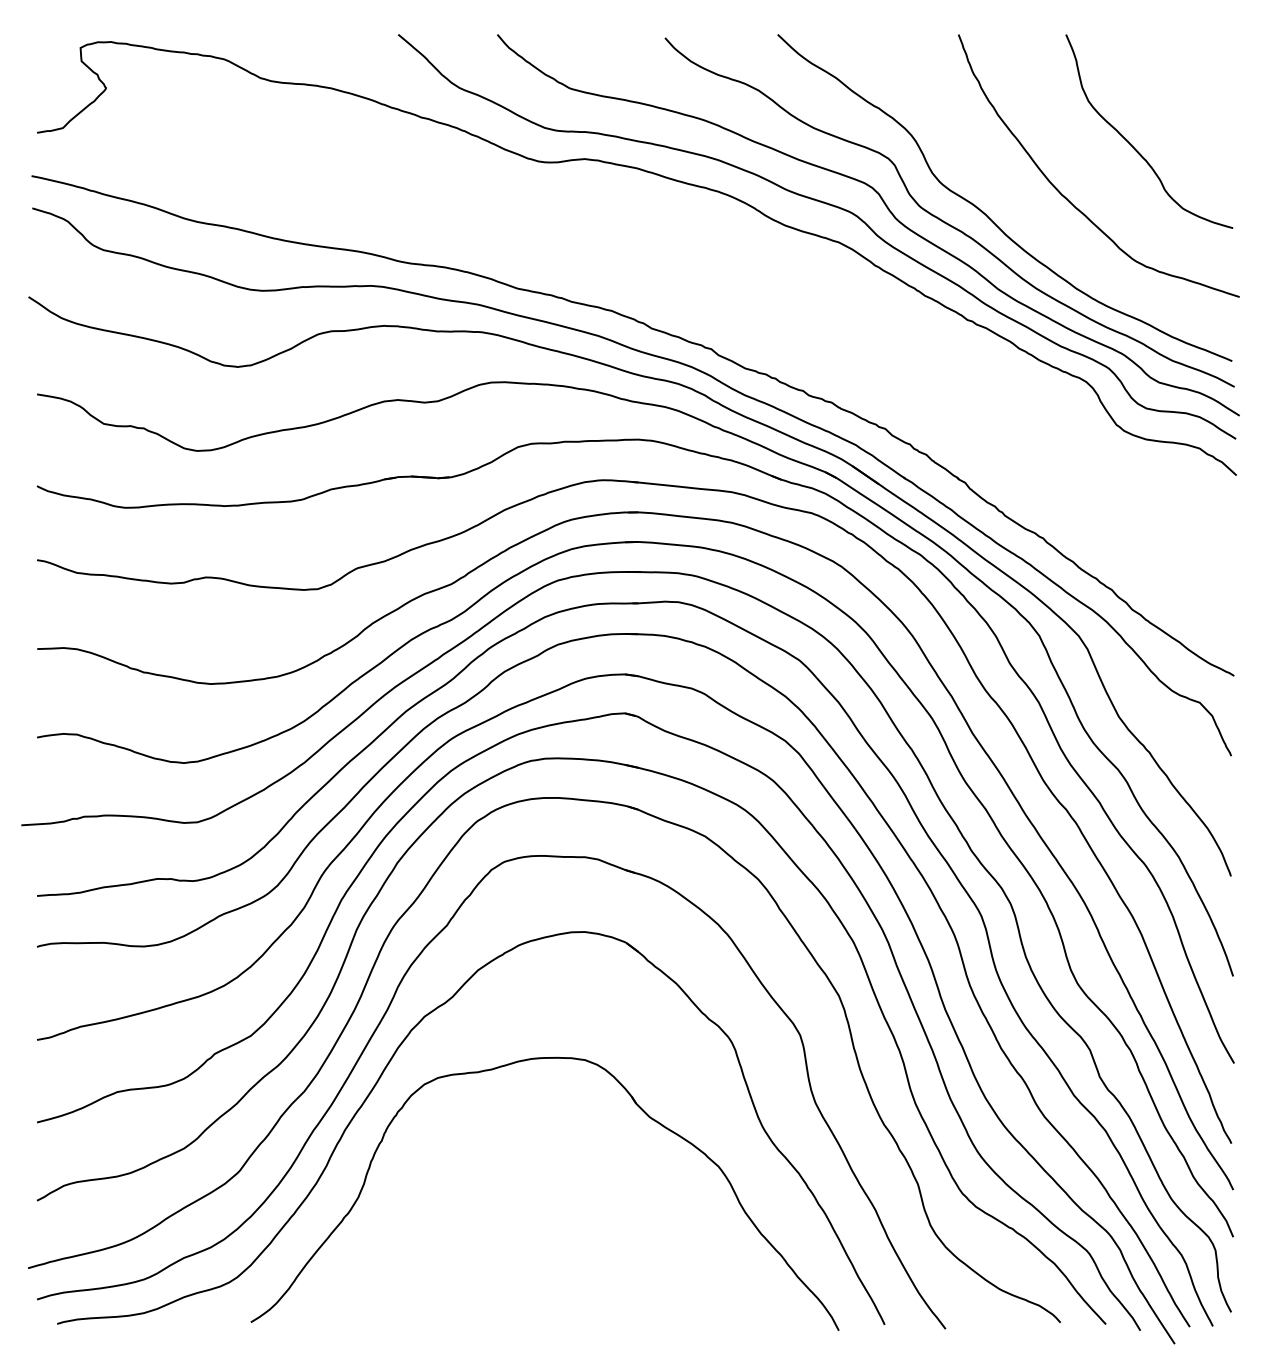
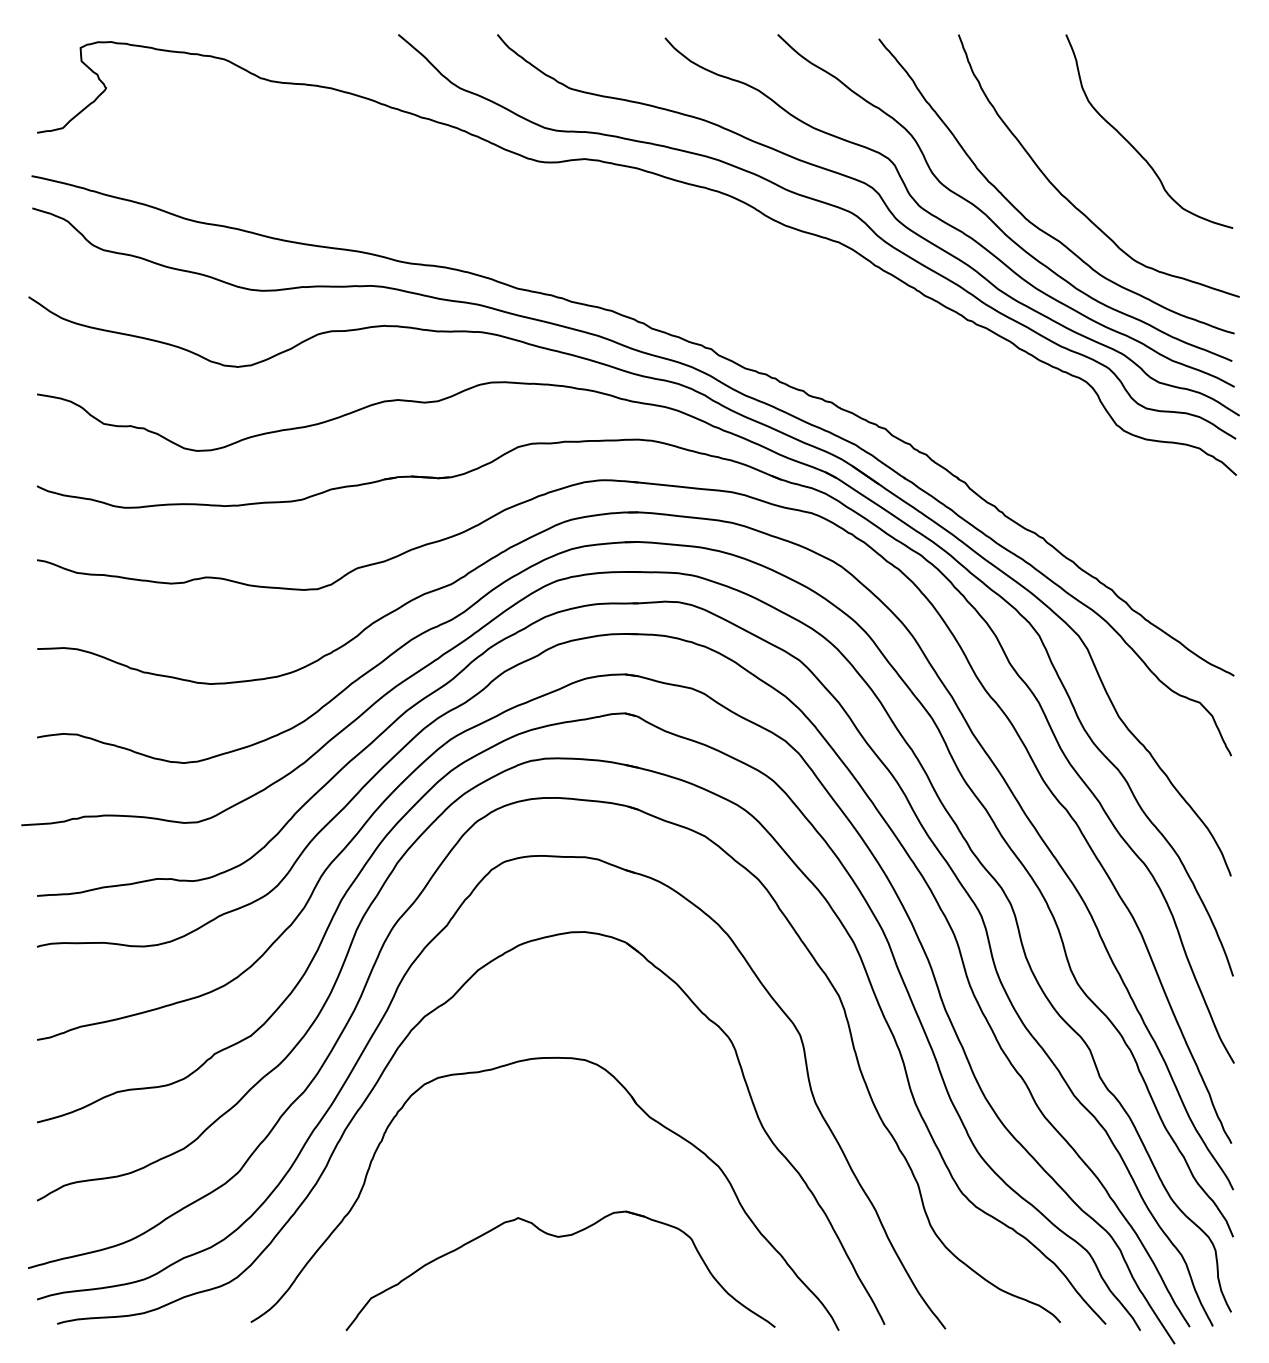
curve: none -> present (1025, 216)
part: none -> present (560, 1237)
